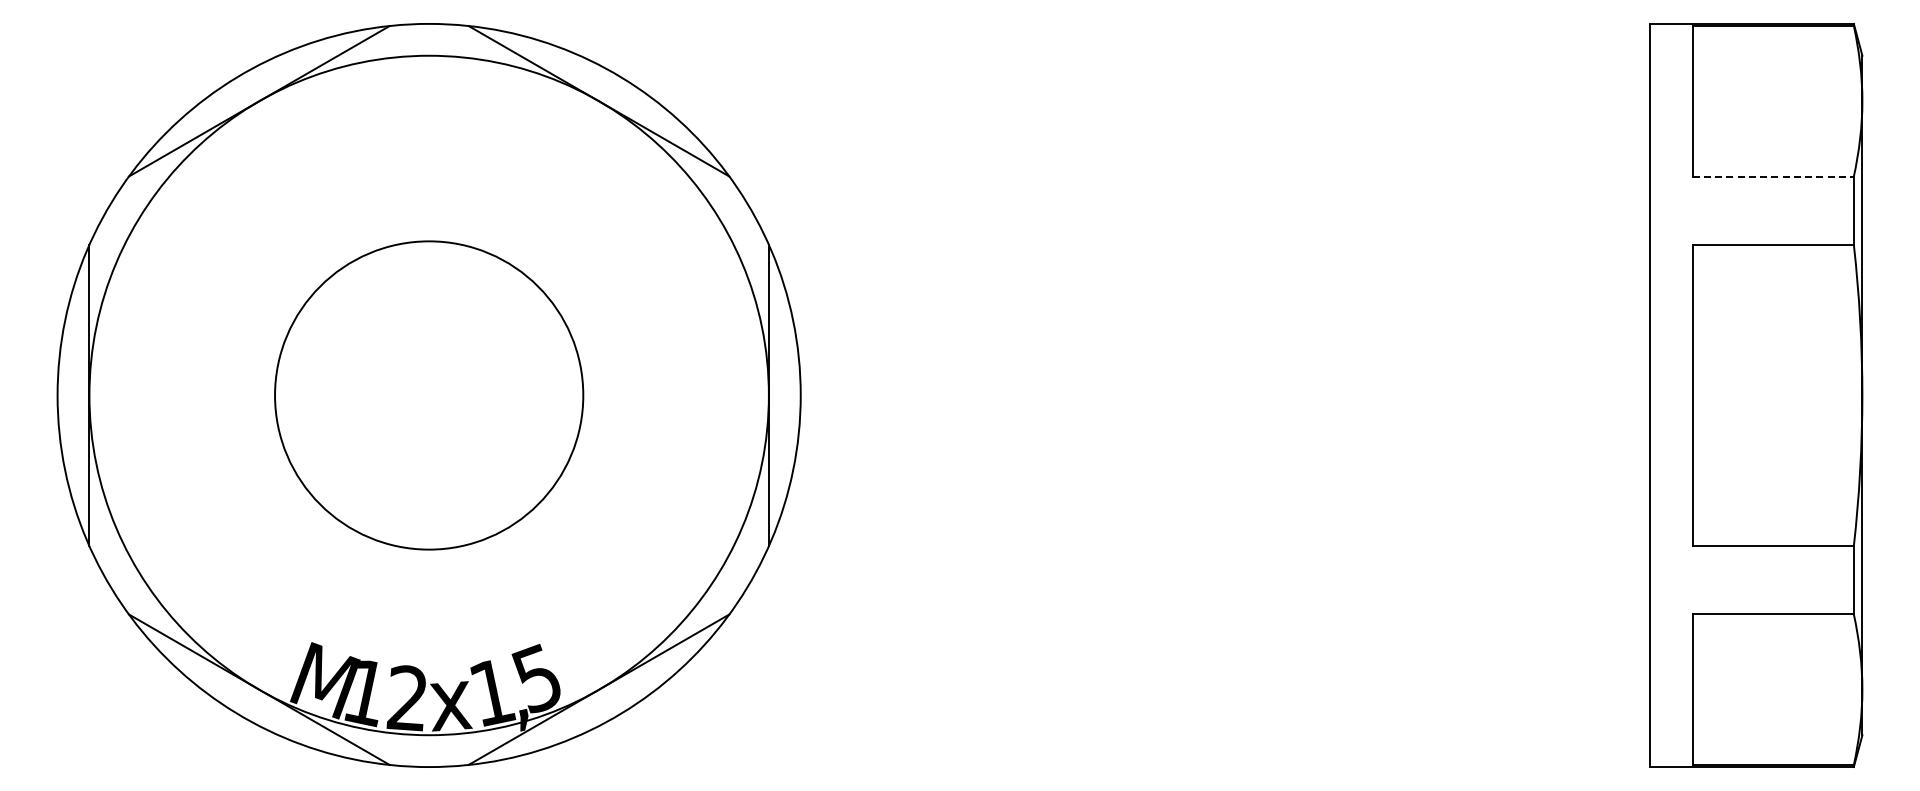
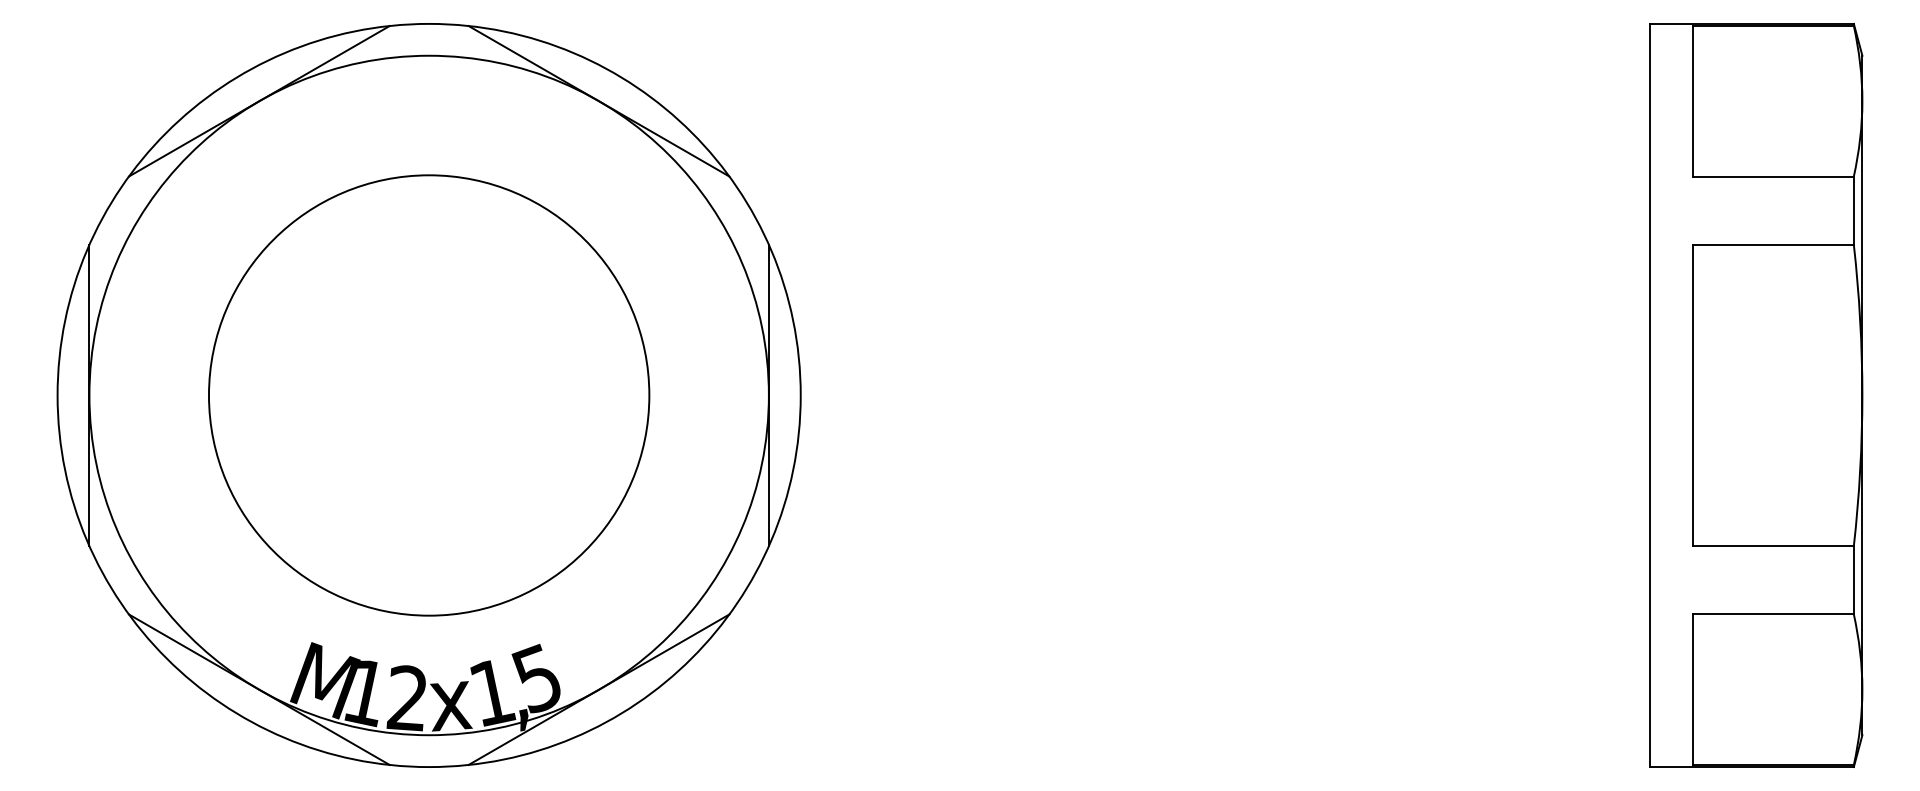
line: dashed -> solid (1773, 176)
circle diameter: 308 px -> 440 px (428, 395)
